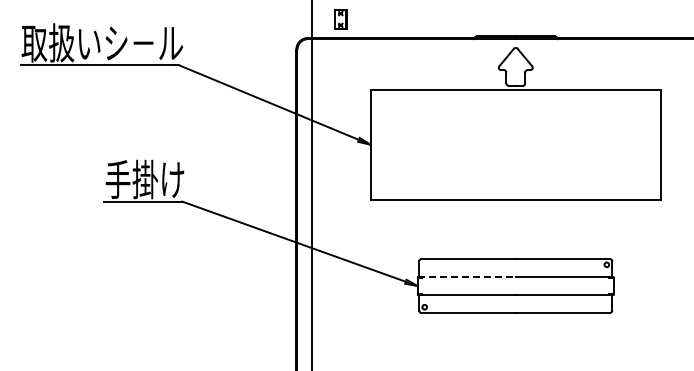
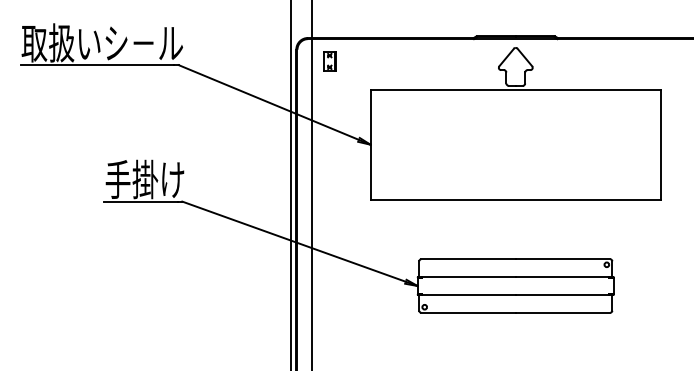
part position: (340, 19) -> (329, 61) (329, 61)
line: none -> present (290, 184)
line: dashed -> solid (467, 276)
